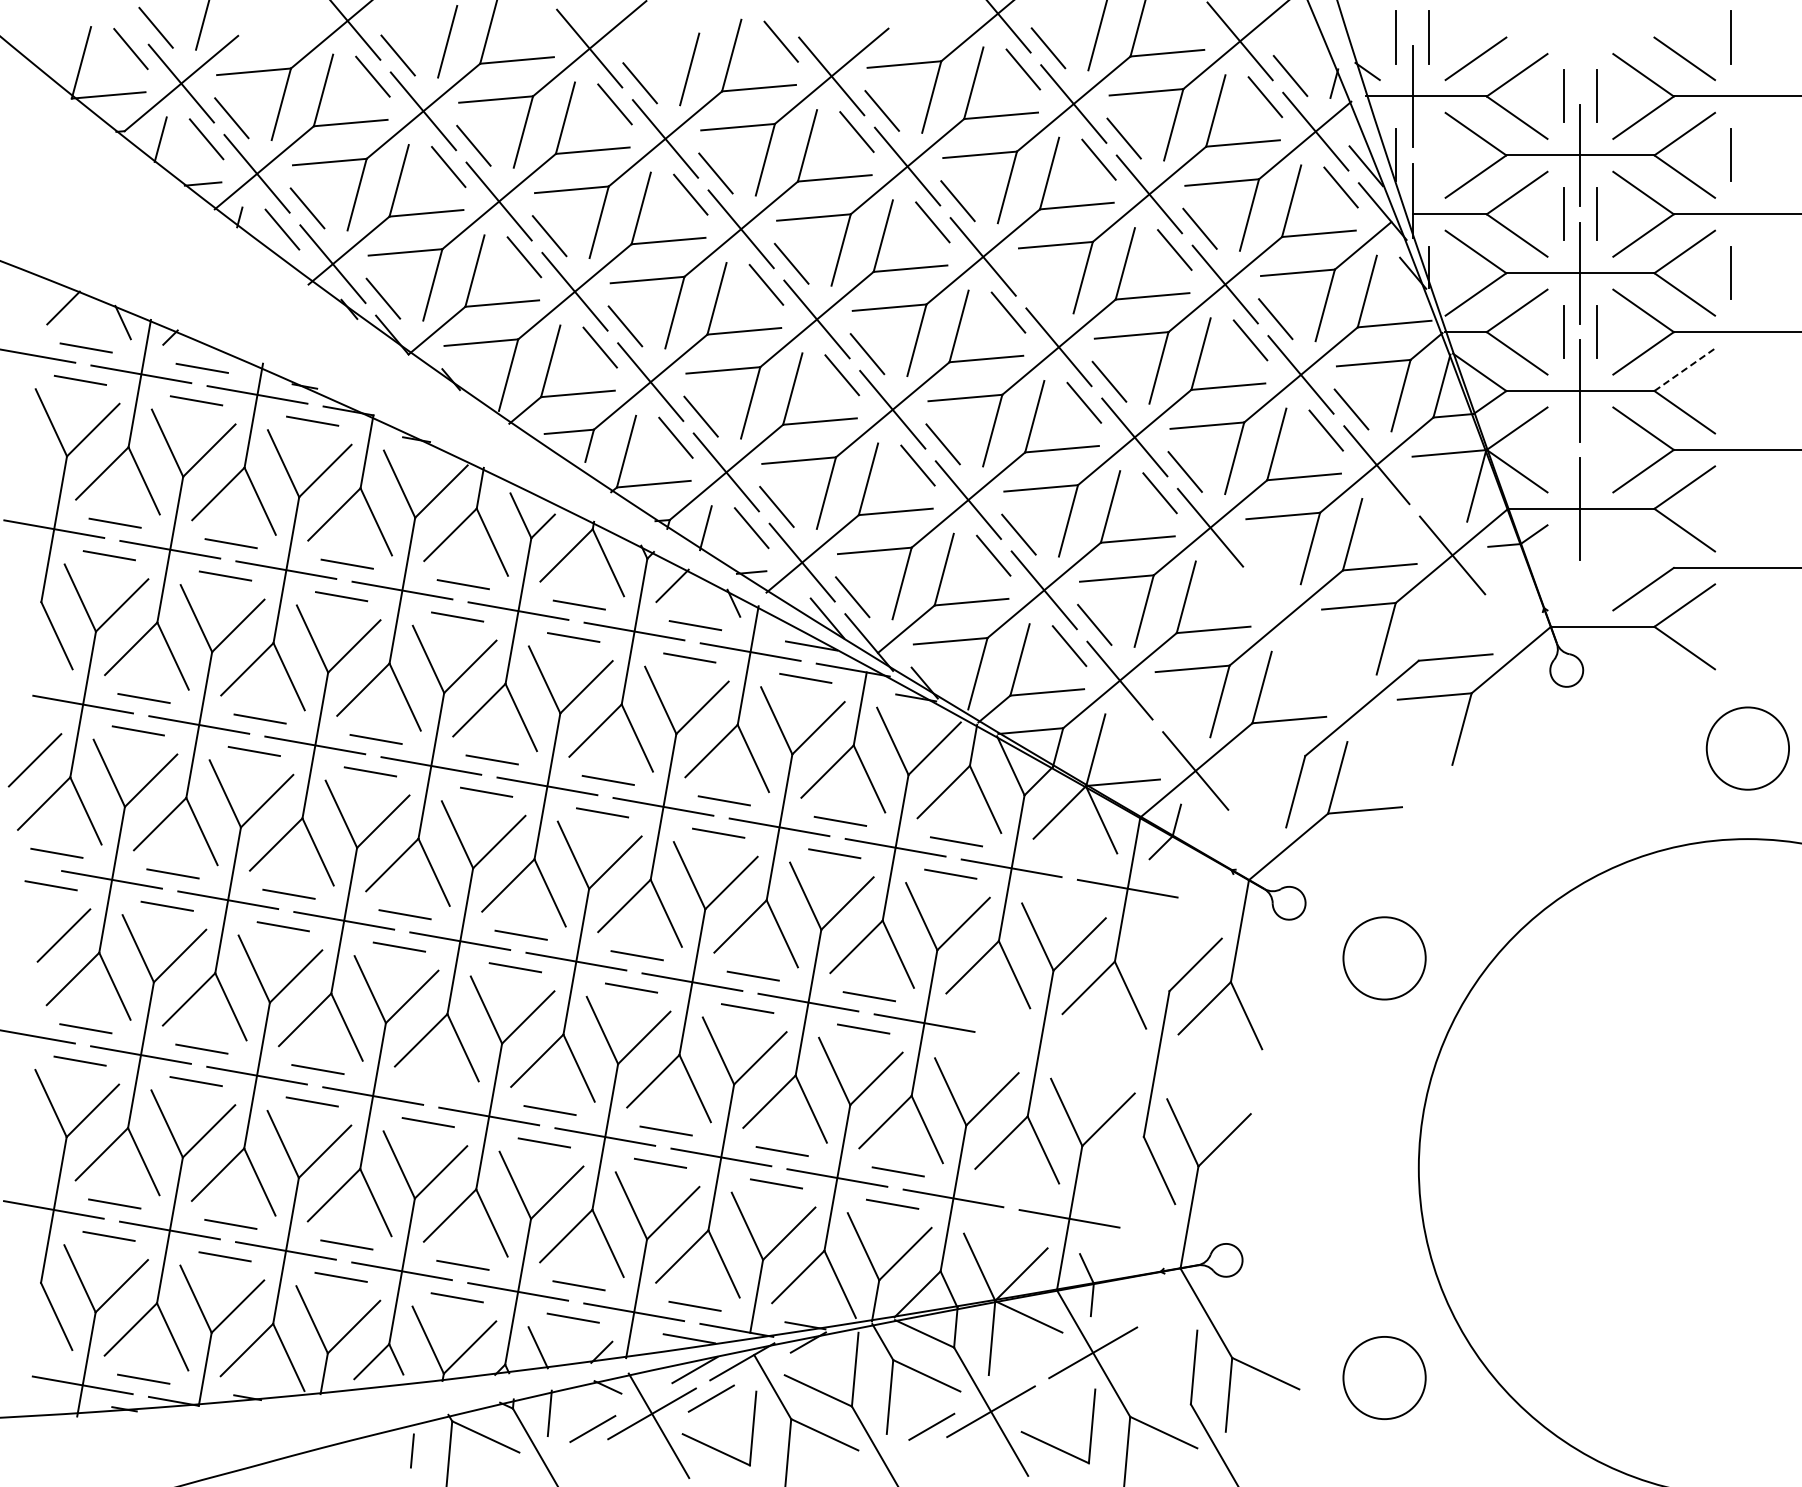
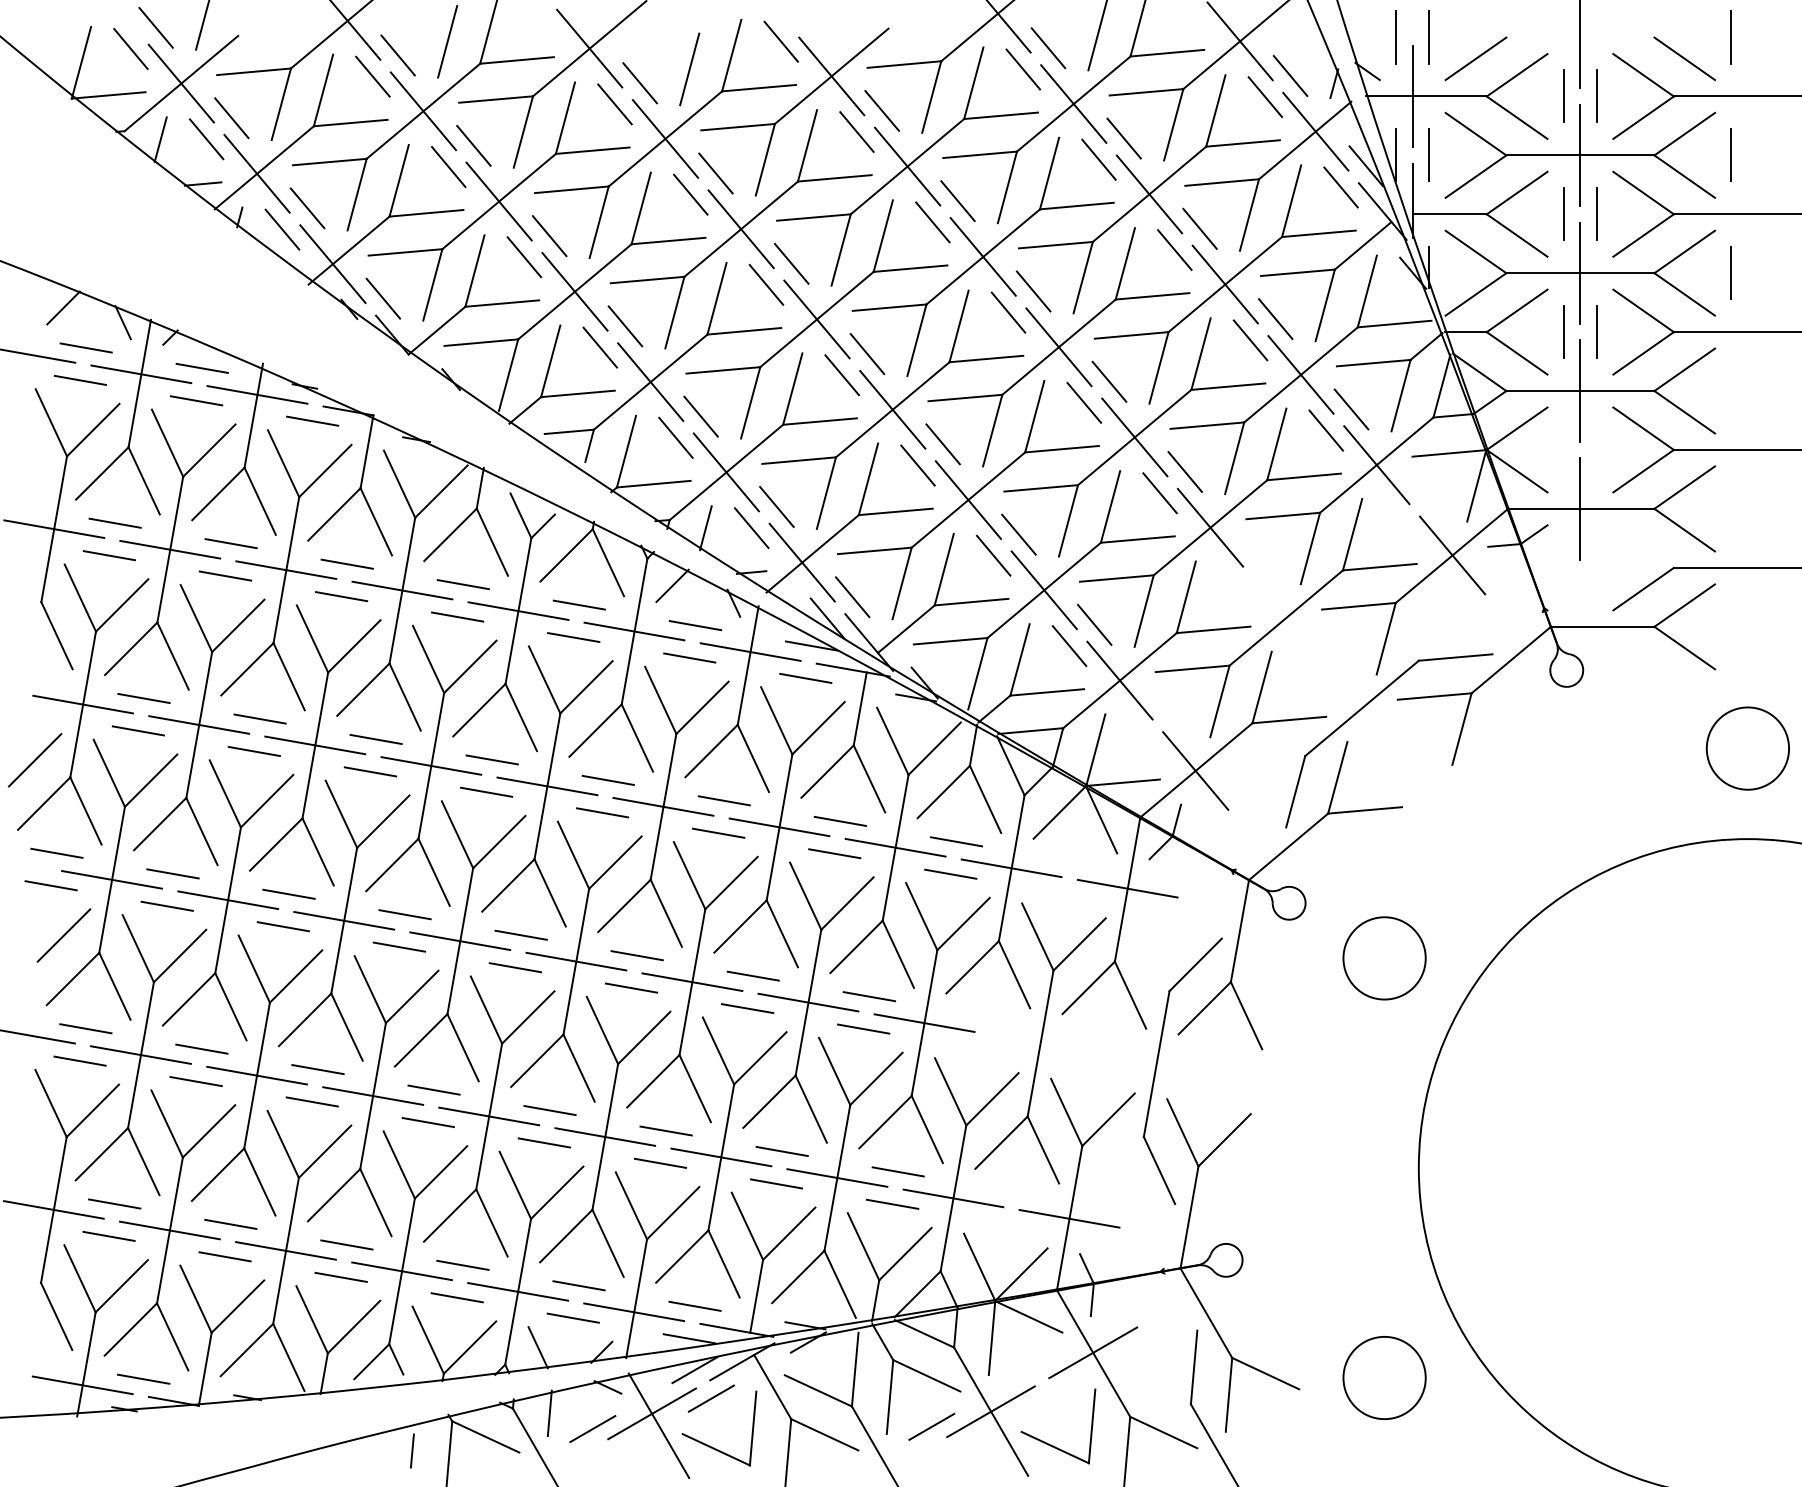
line: none -> present (1580, 45)
line: none -> present (1428, 154)
line: none -> present (1033, 291)
line: dashed -> solid (1684, 369)
line: none -> present (433, 1089)
